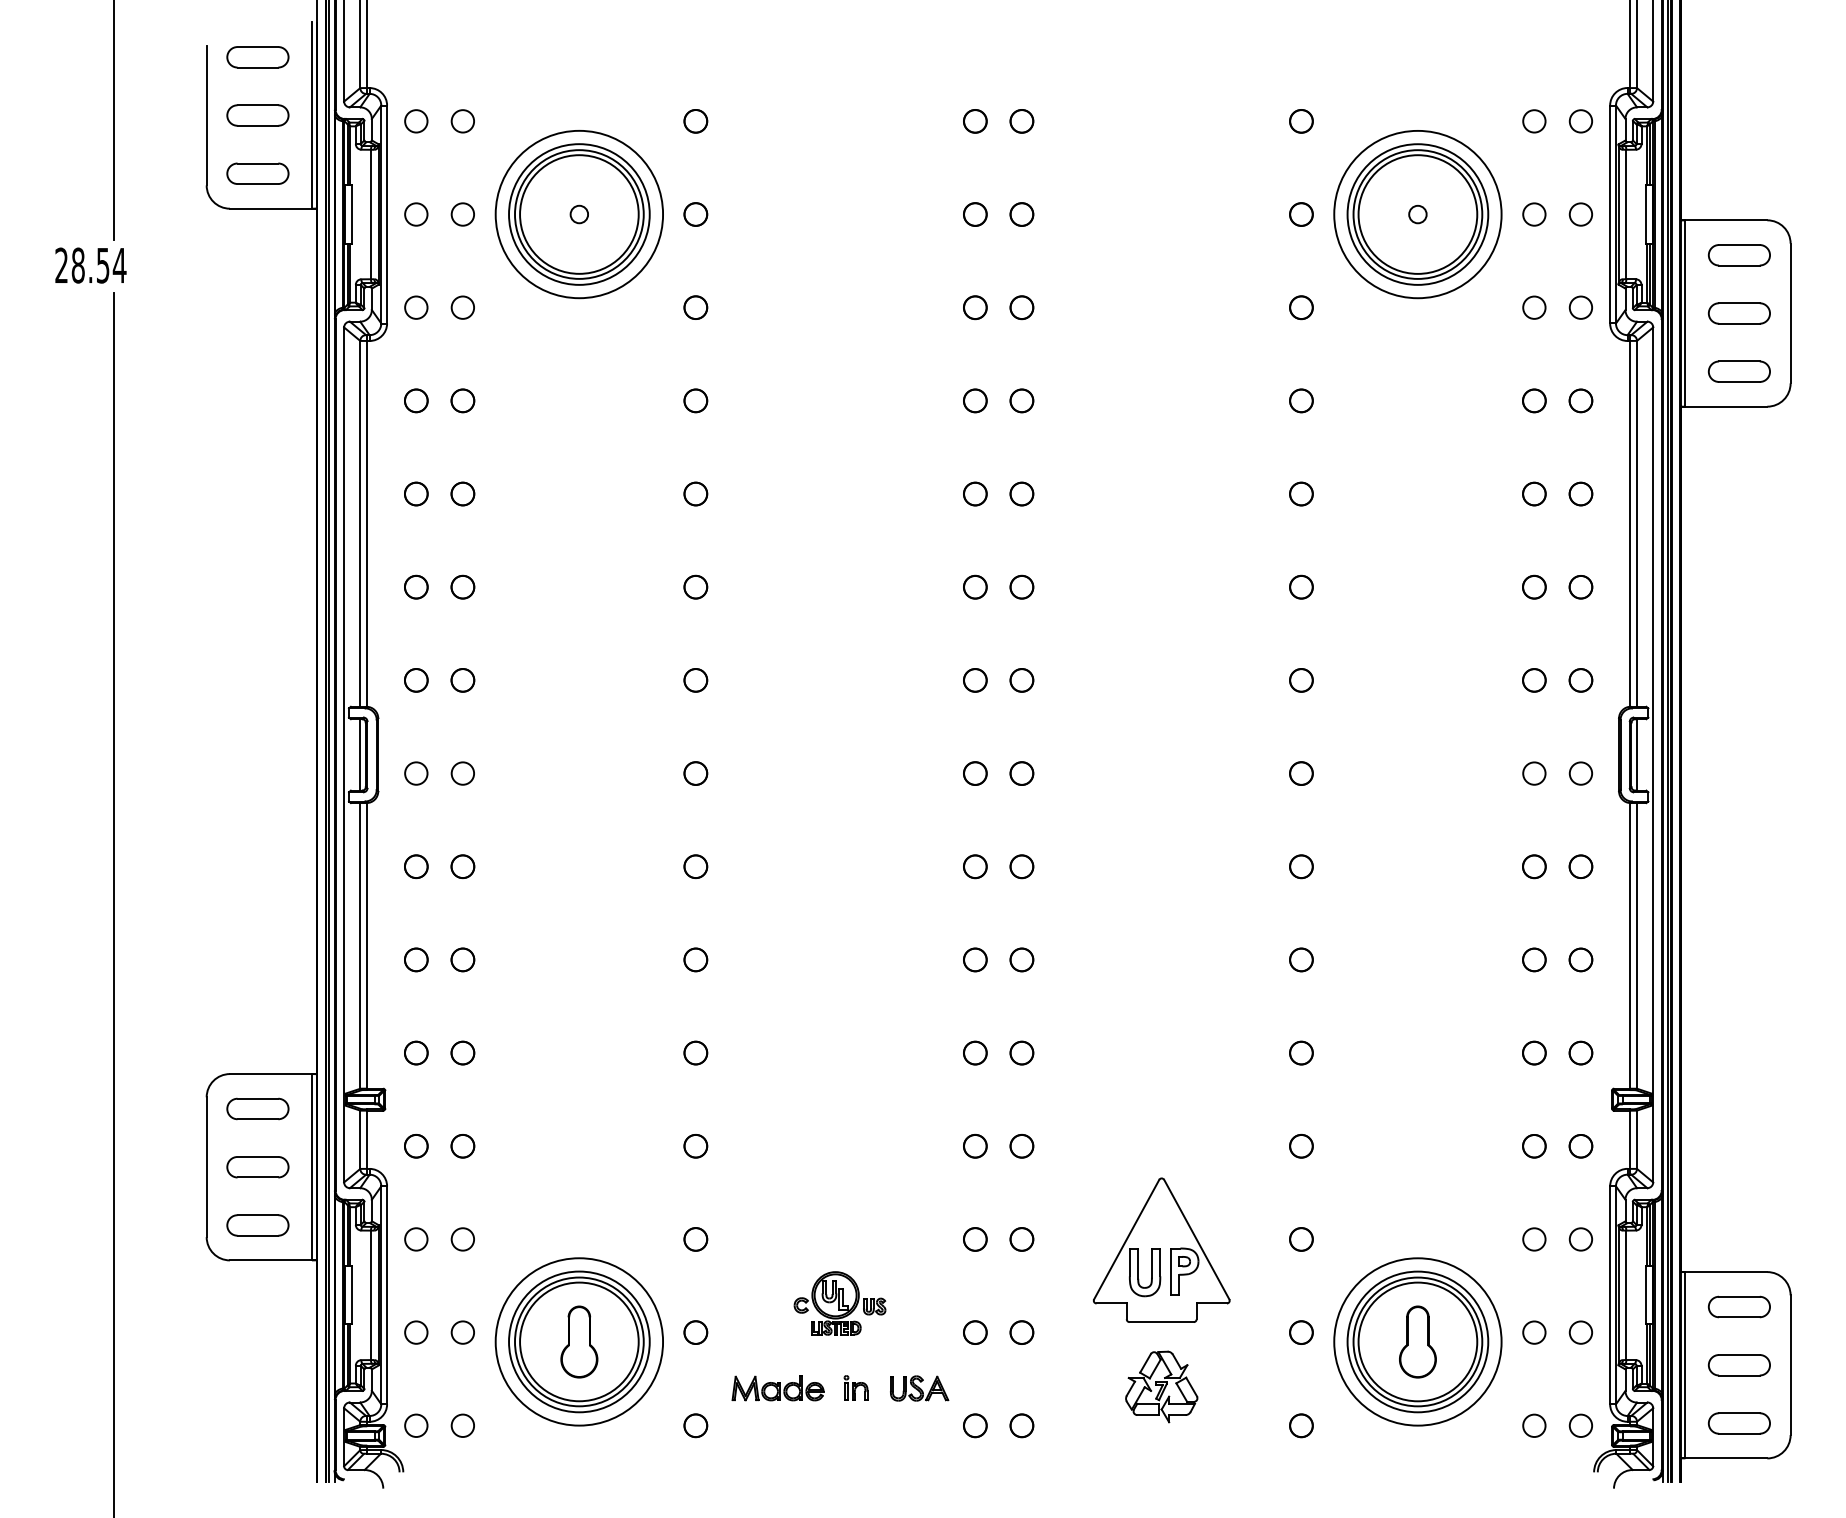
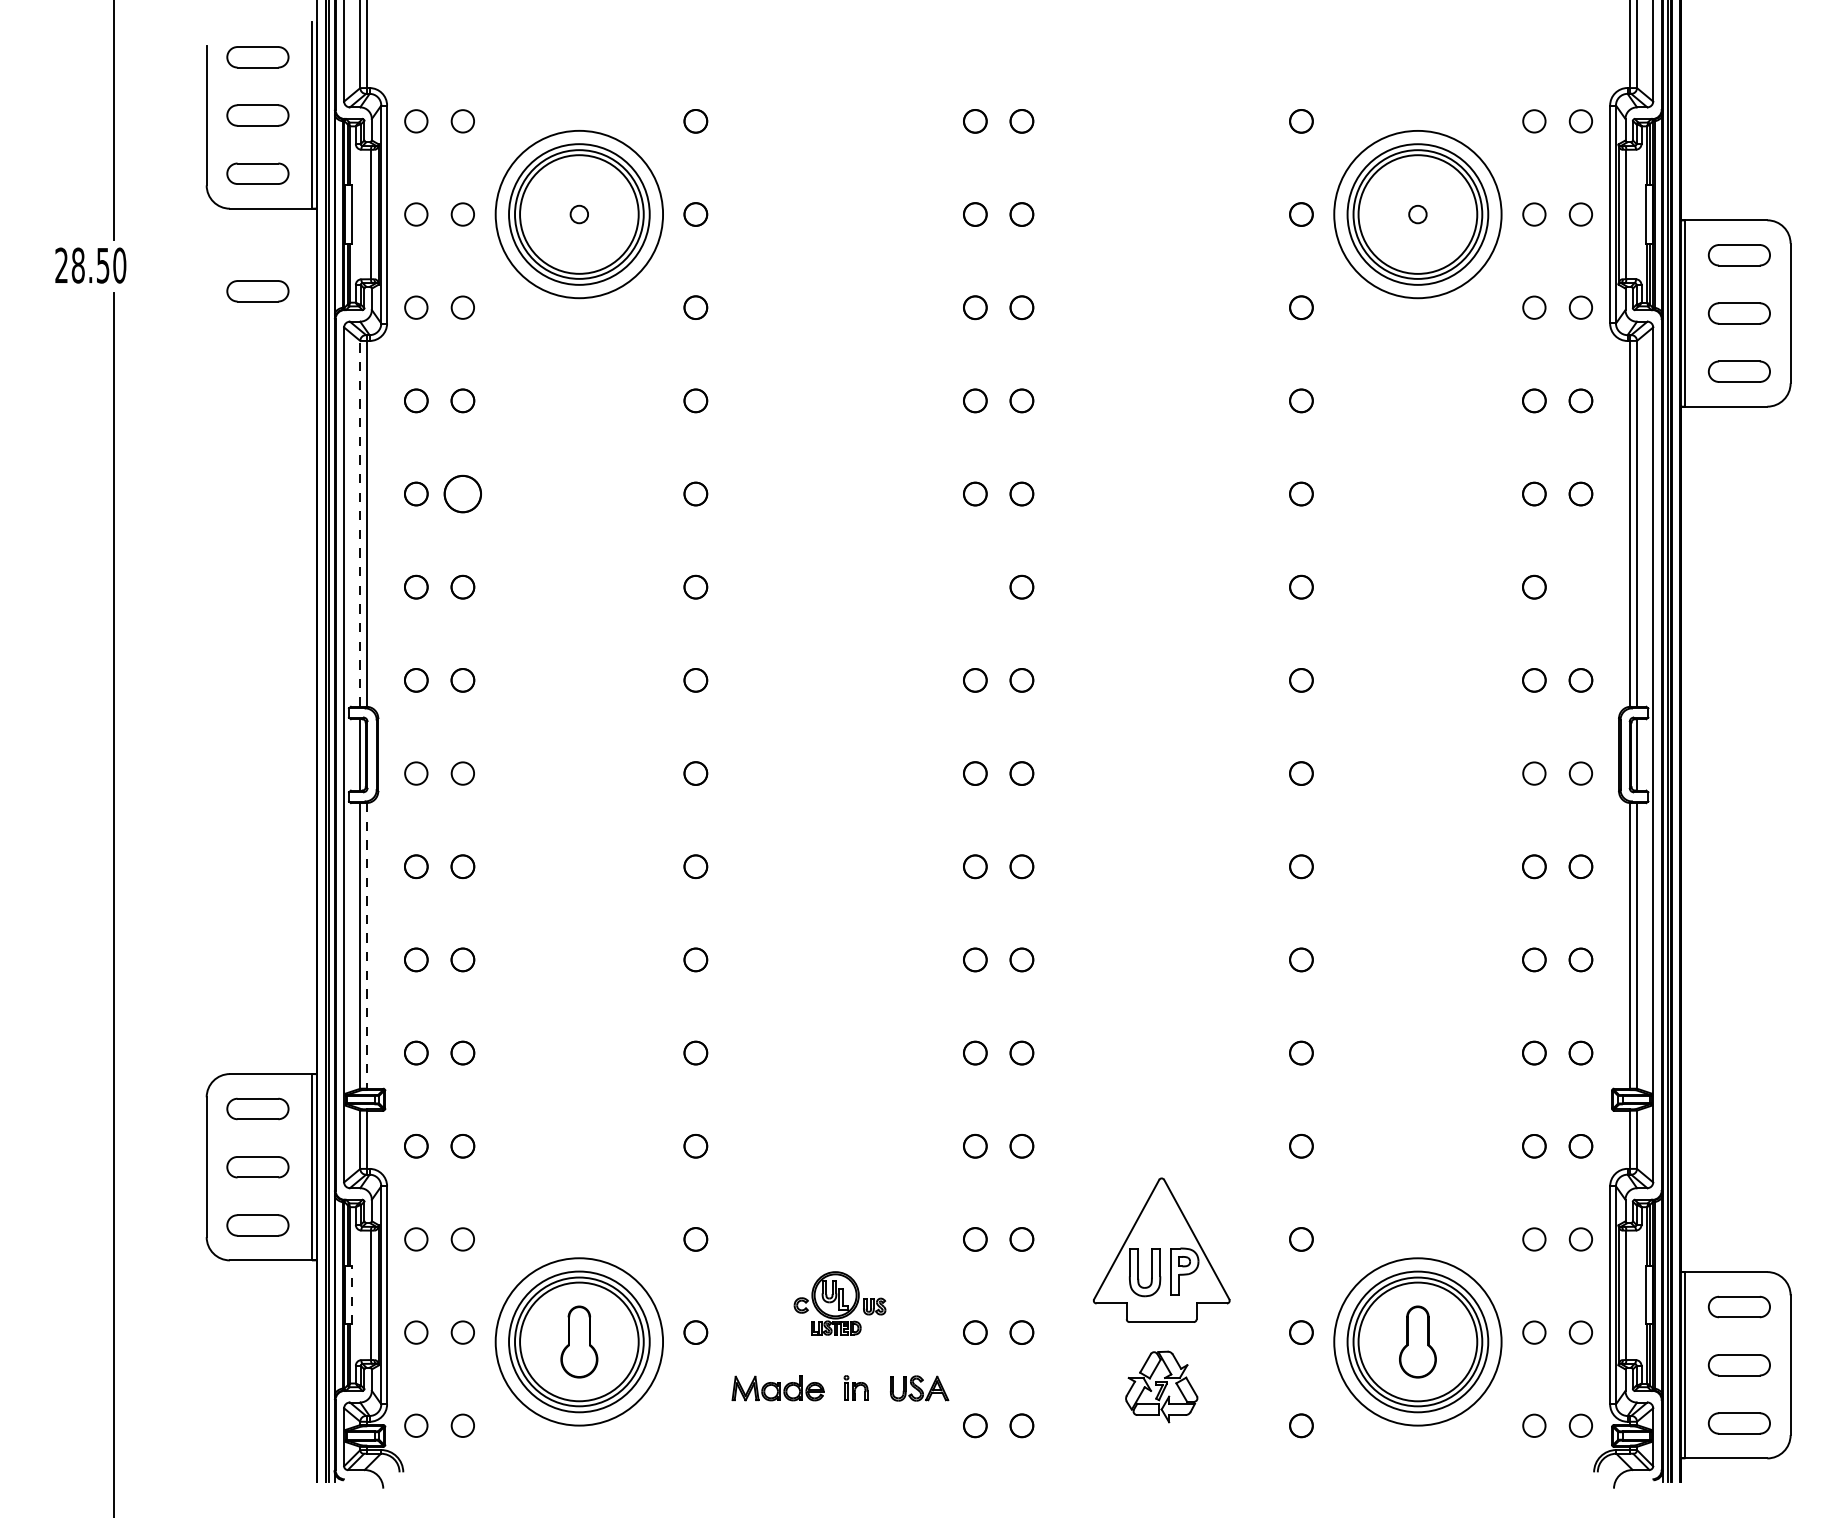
text: 28.54 -> 28.50 (119, 265)
part: none -> present (257, 291)
part size: 26x26 px -> 39x40 px (462, 493)
line: solid -> dashed (360, 523)
part: present -> none (975, 586)
part: present -> none (1580, 587)
line: solid -> dashed (367, 945)
line: solid -> dashed (351, 1294)
part: present -> none (695, 1425)
